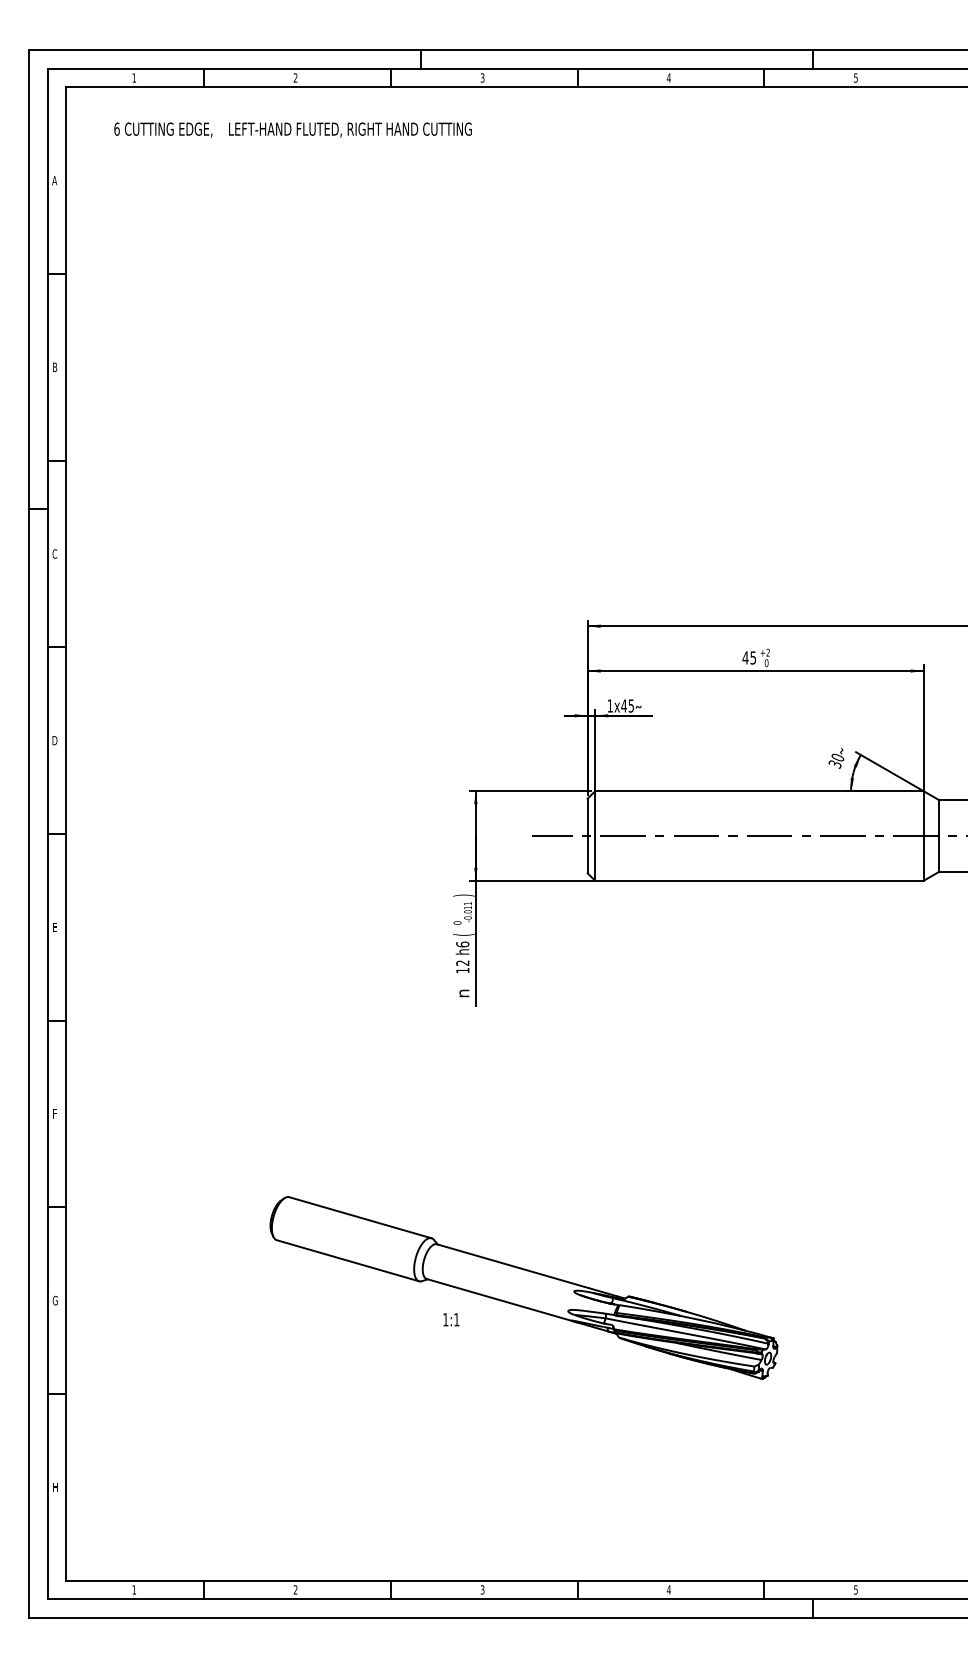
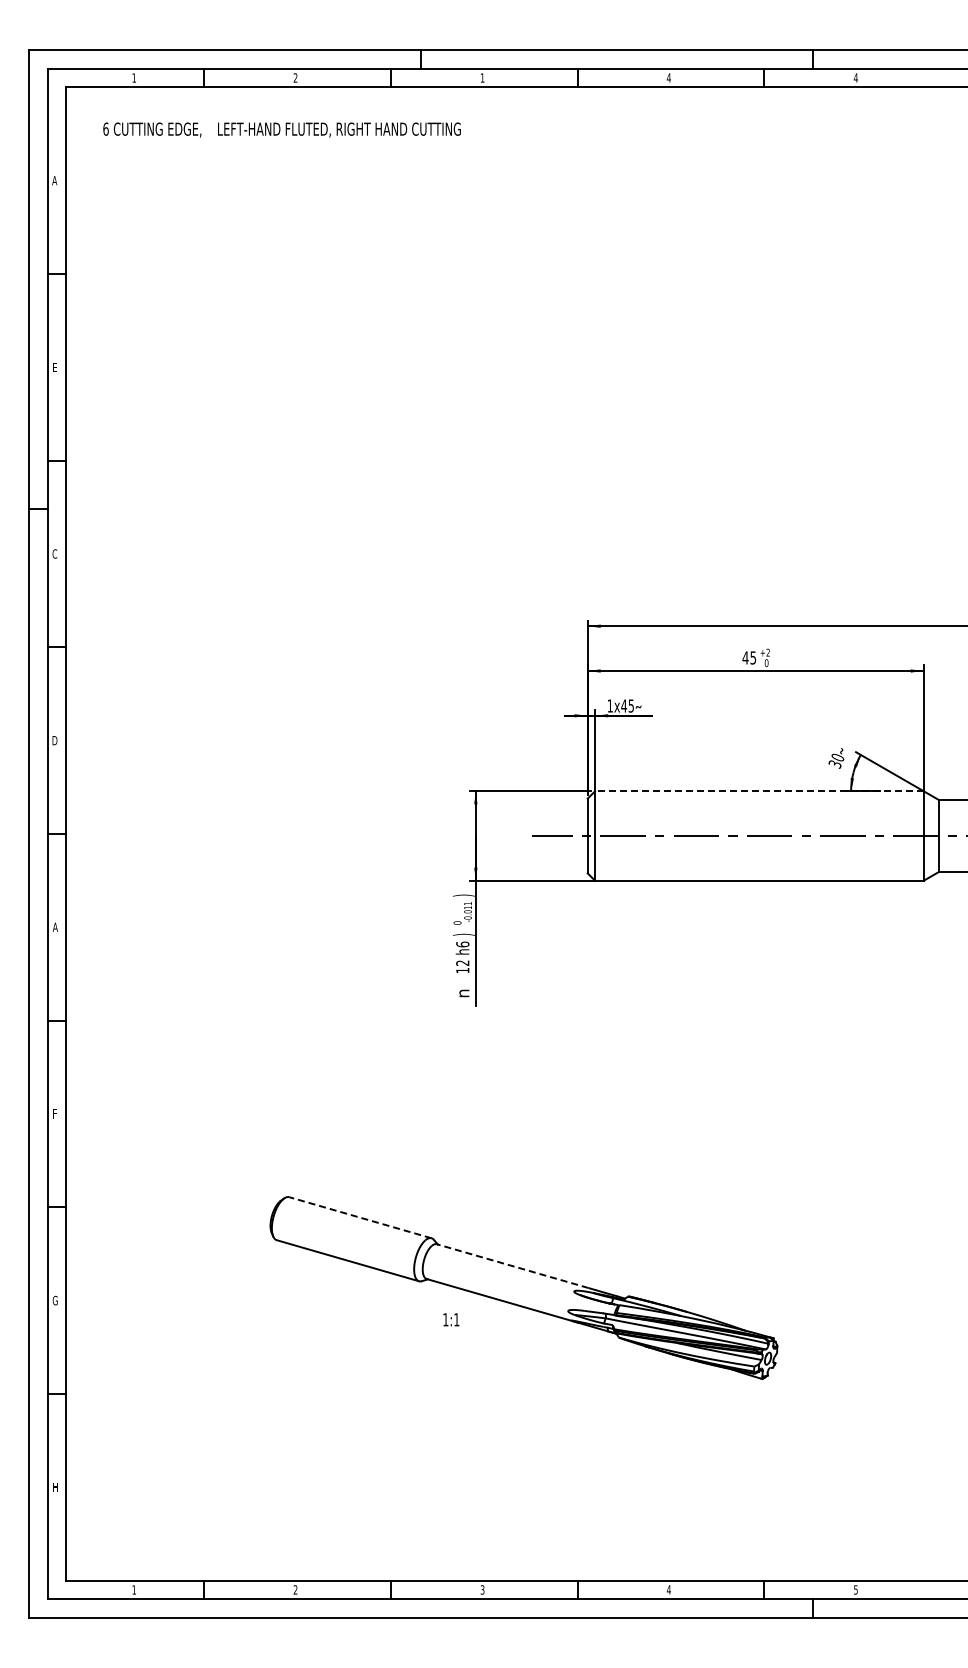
text: 3 -> 1 (482, 77)
text: 5 -> 4 (855, 77)
text position: (292, 129) -> (281, 129) (281, 129)
text: B -> E (55, 366)
line: solid -> dashed (758, 791)
text: E -> A (54, 926)
text: ( -> ) (463, 934)
line: solid -> dashed (359, 1217)
line: solid -> dashed (512, 1266)
